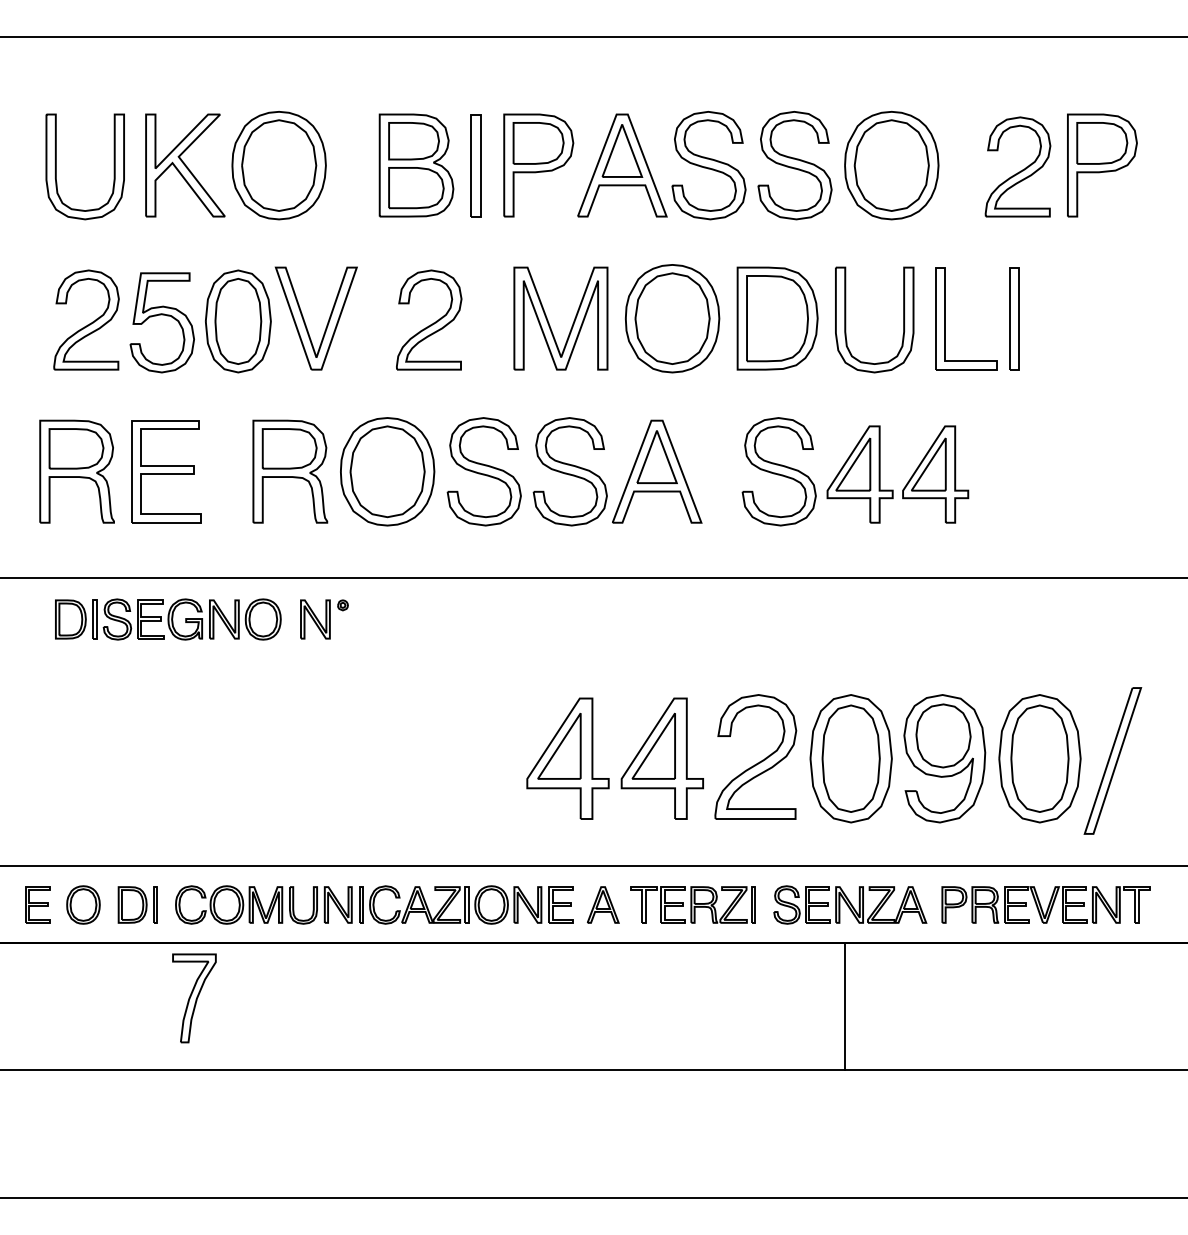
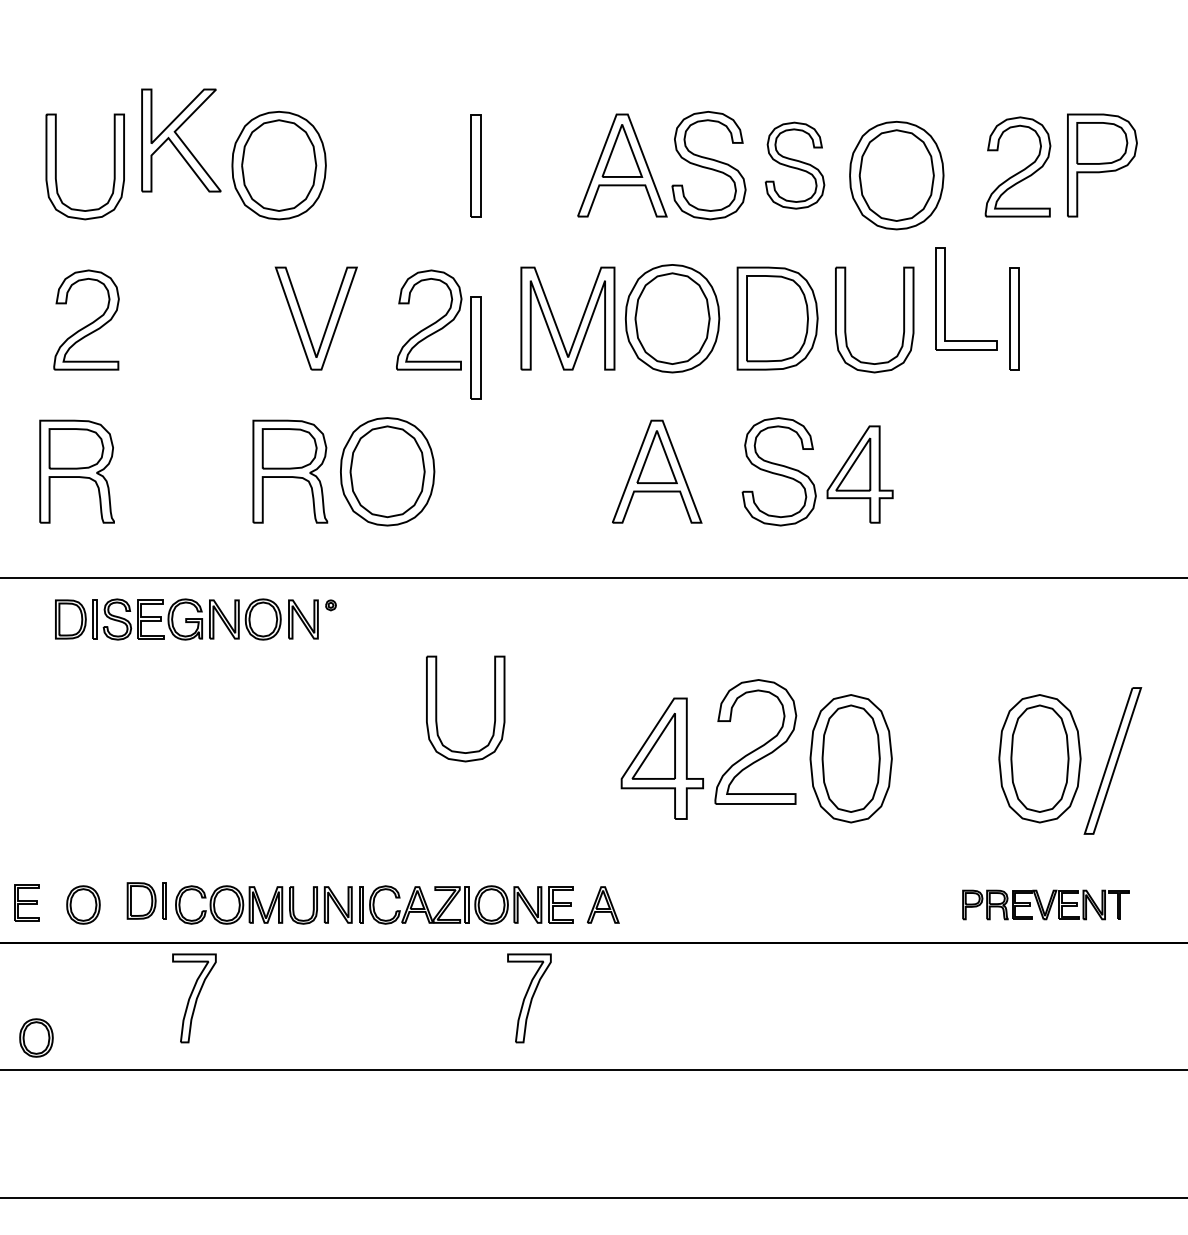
line: present -> none (593, 37)
part position: (185, 165) -> (181, 140) (181, 140)
part: present -> none (416, 165)
part: present -> none (538, 165)
part size: 76x110 px -> 62x89 px (794, 165)
part position: (891, 165) -> (896, 175) (896, 175)
part: present -> none (161, 315)
part position: (945, 318) -> (945, 298) (945, 298)
part: present -> none (238, 321)
part position: (549, 322) -> (556, 322) (556, 322)
part: none -> present (475, 347)
part: present -> none (166, 471)
part: present -> none (483, 471)
part: present -> none (569, 471)
part: present -> none (935, 474)
part position: (324, 619) -> (312, 619) (312, 619)
part: none -> present (437, 708)
part: present -> none (567, 758)
part: present -> none (944, 758)
part position: (757, 762) -> (757, 747) (757, 747)
line: present -> none (593, 866)
part position: (37, 904) -> (26, 902) (26, 902)
part position: (137, 904) -> (146, 900) (146, 900)
part: present -> none (692, 904)
part: present -> none (850, 904)
part size: 210x38 px -> 168x32 px (1045, 904)
part: none -> present (529, 998)
line: present -> none (844, 1006)
part: none -> present (36, 1037)
